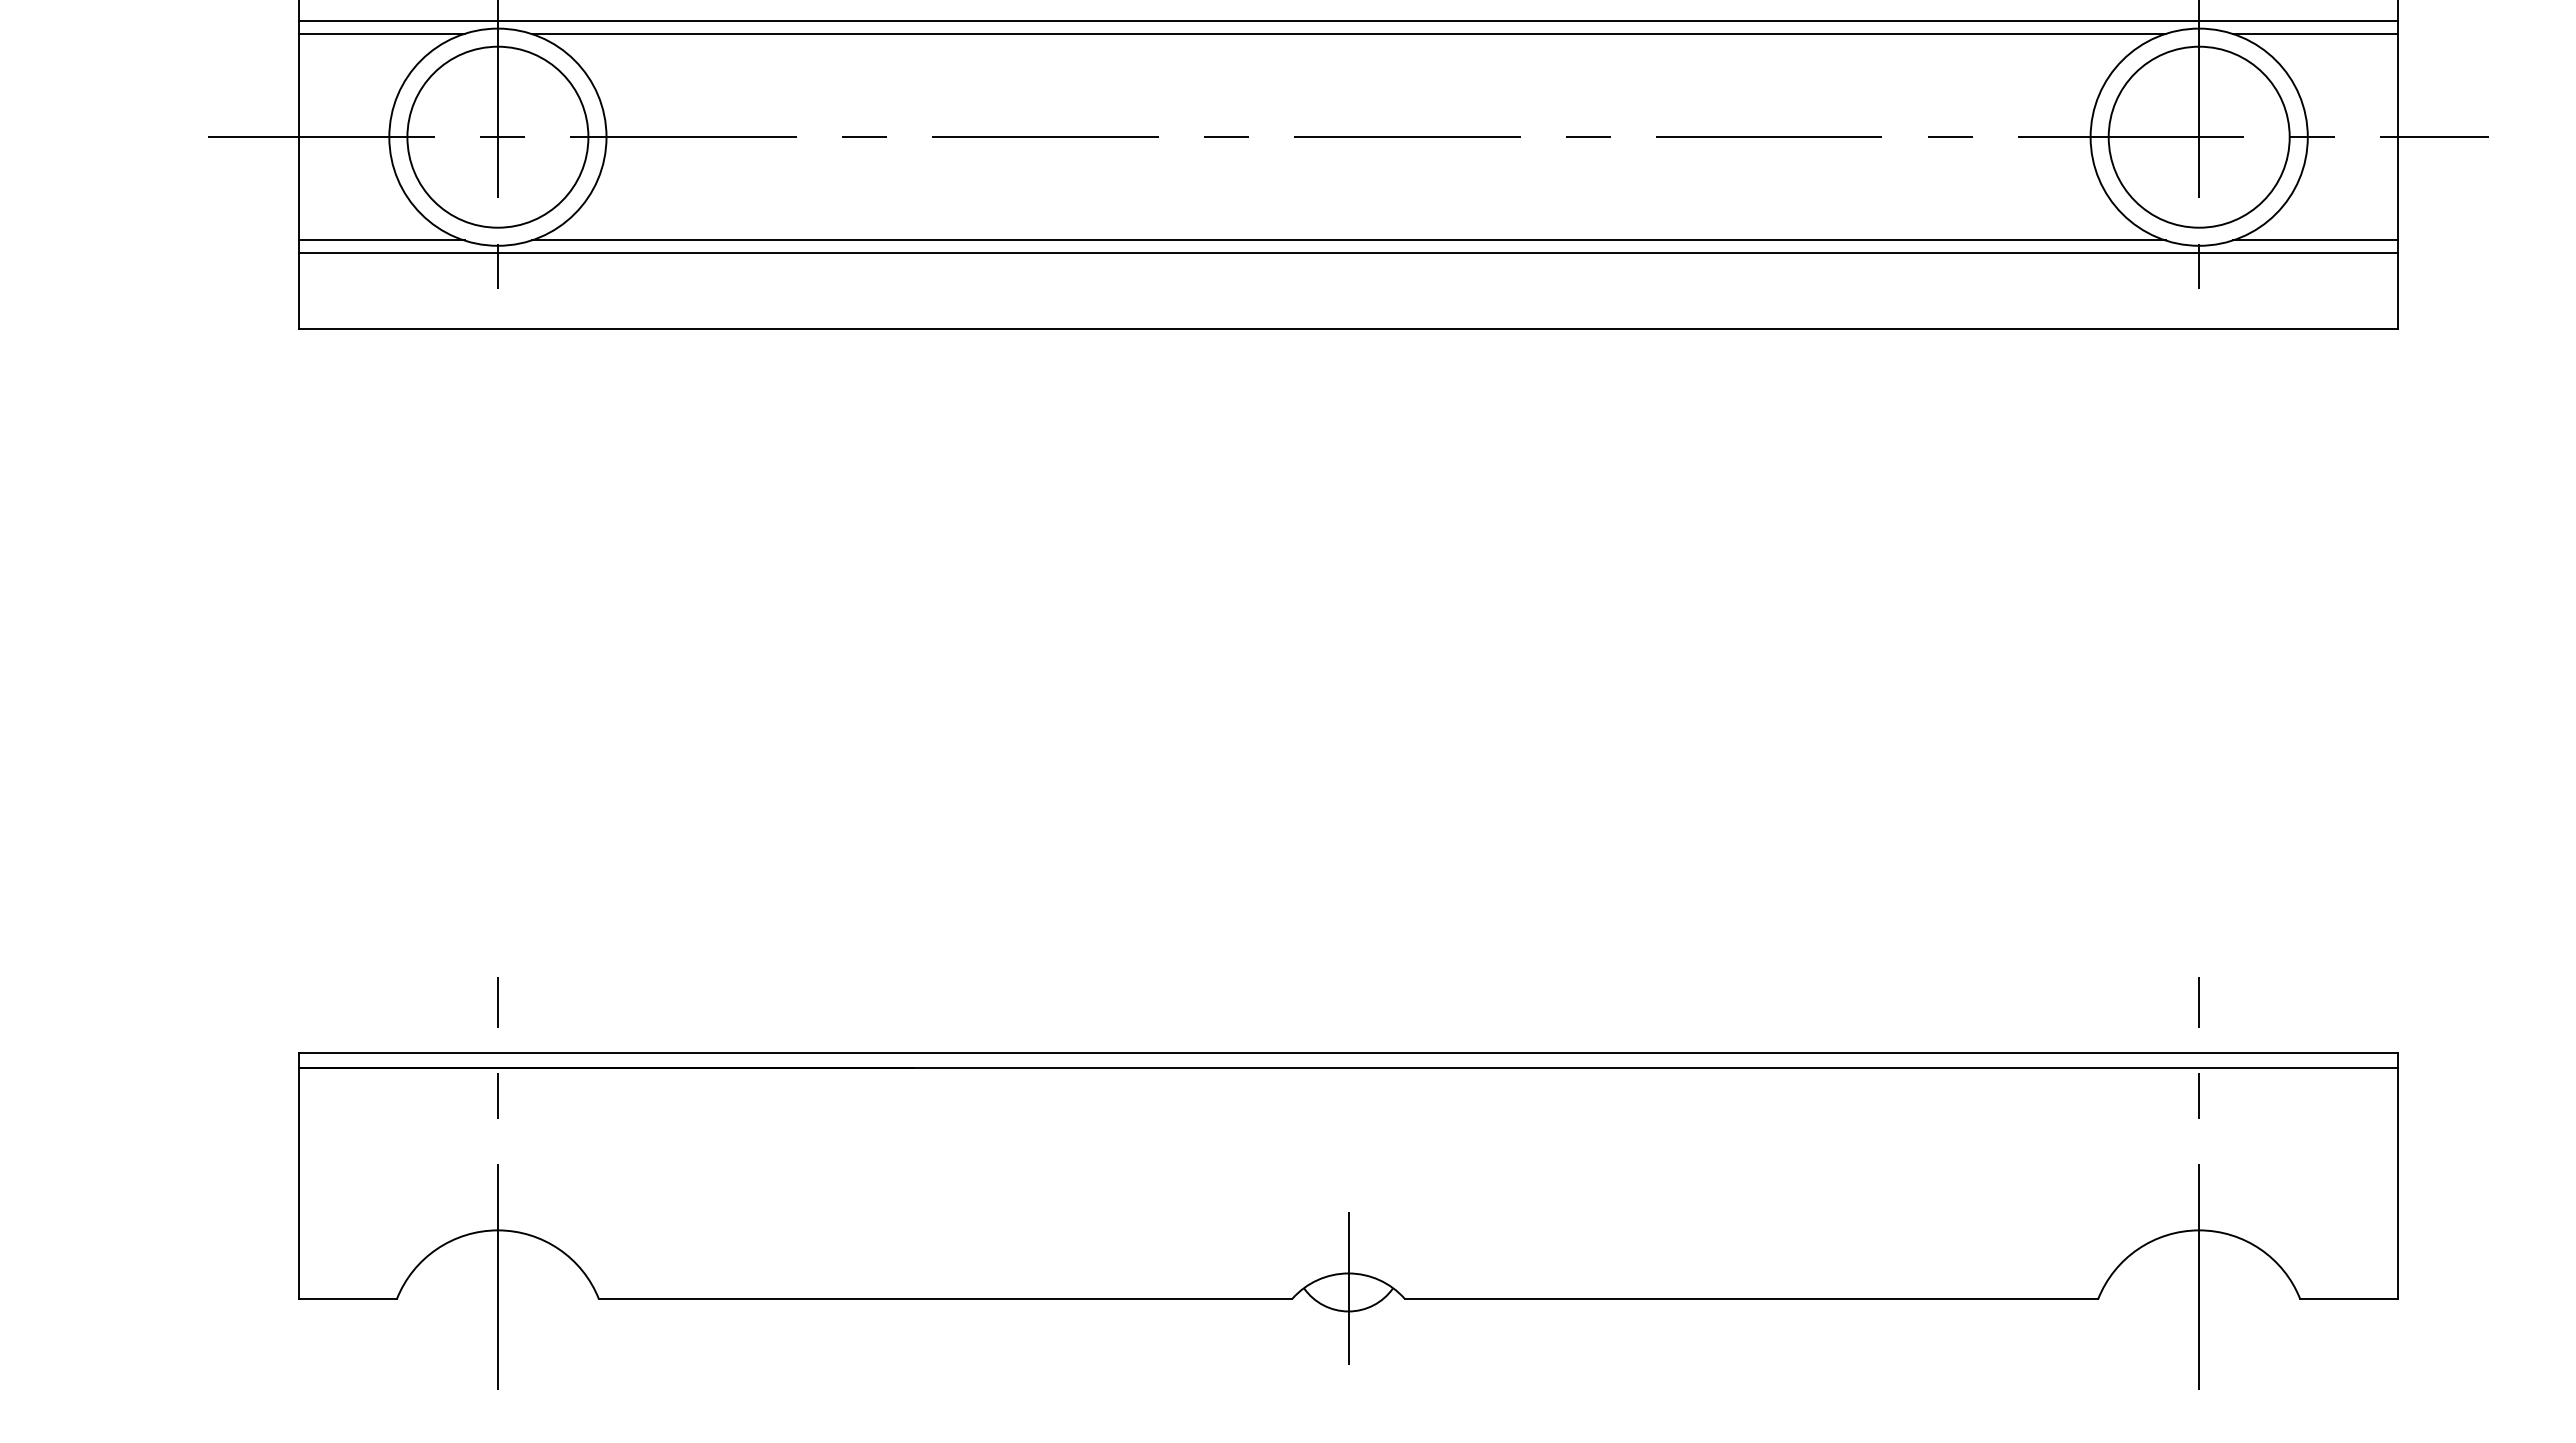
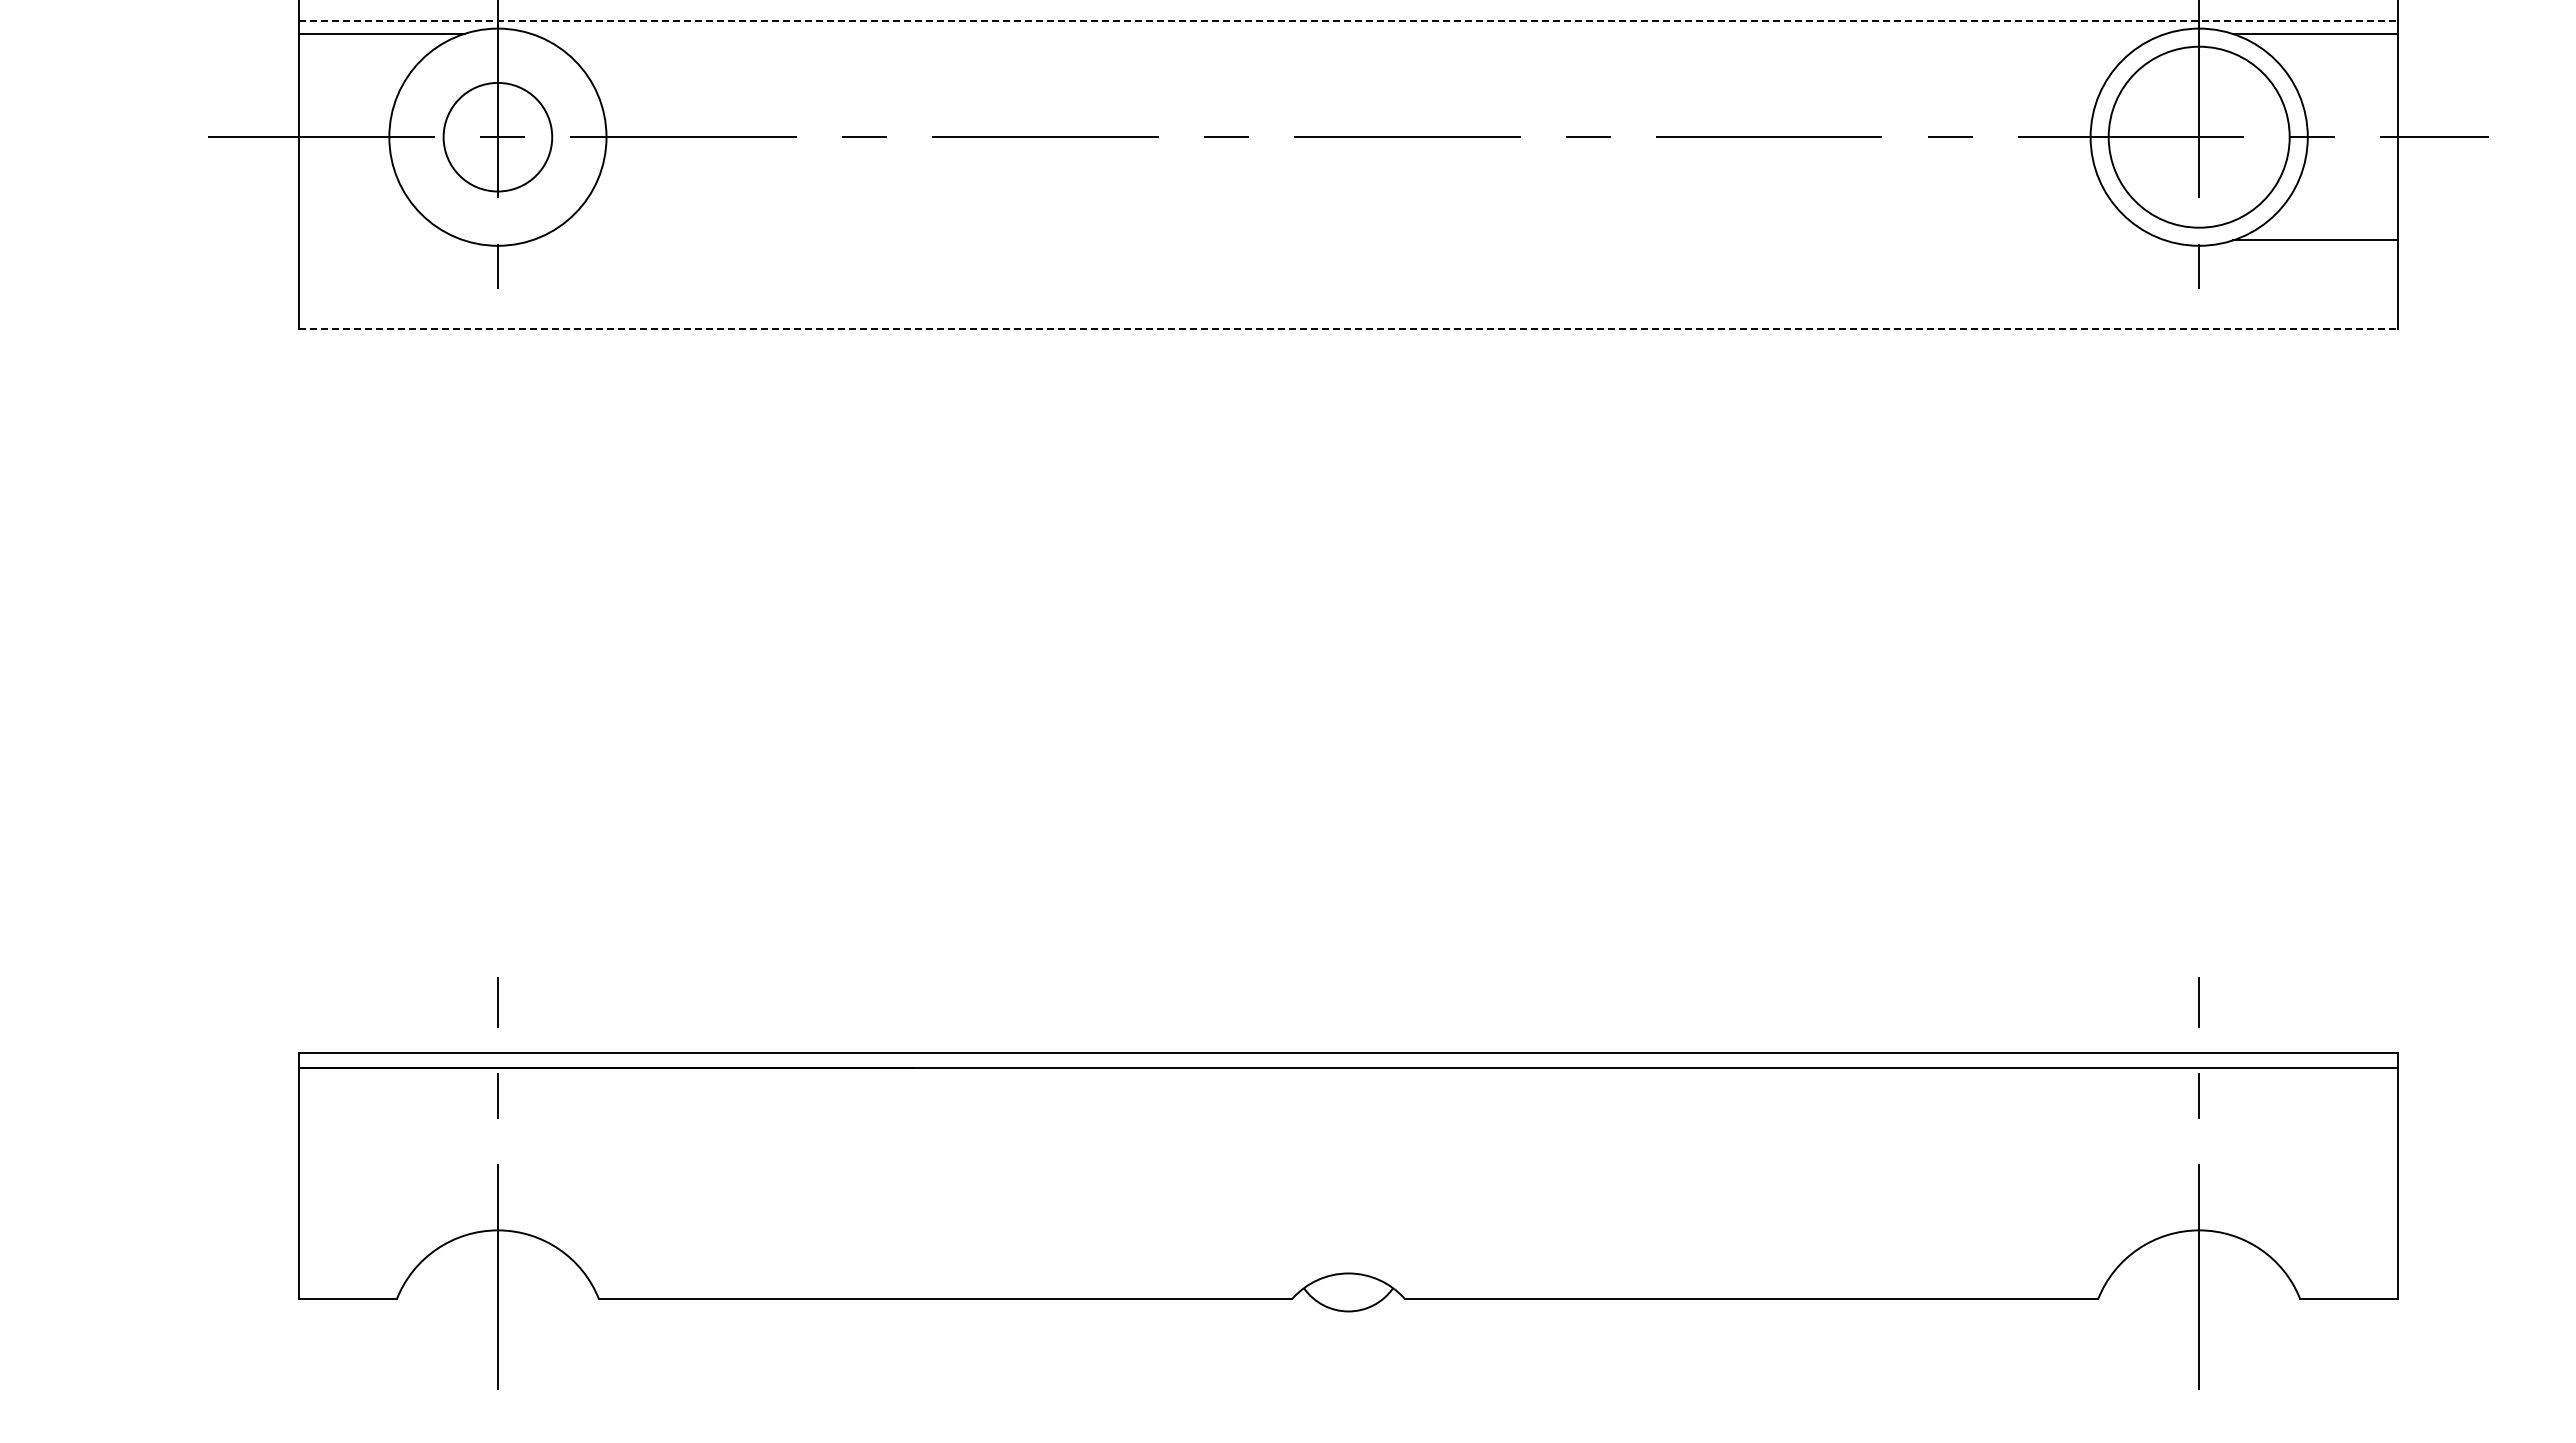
line: solid -> dashed (1348, 21)
line: present -> none (1348, 33)
circle diameter: 181 px -> 109 px (497, 136)
line: present -> none (381, 240)
line: present -> none (1348, 240)
line: present -> none (1348, 253)
line: solid -> dashed (1348, 329)
line: present -> none (1348, 1288)
